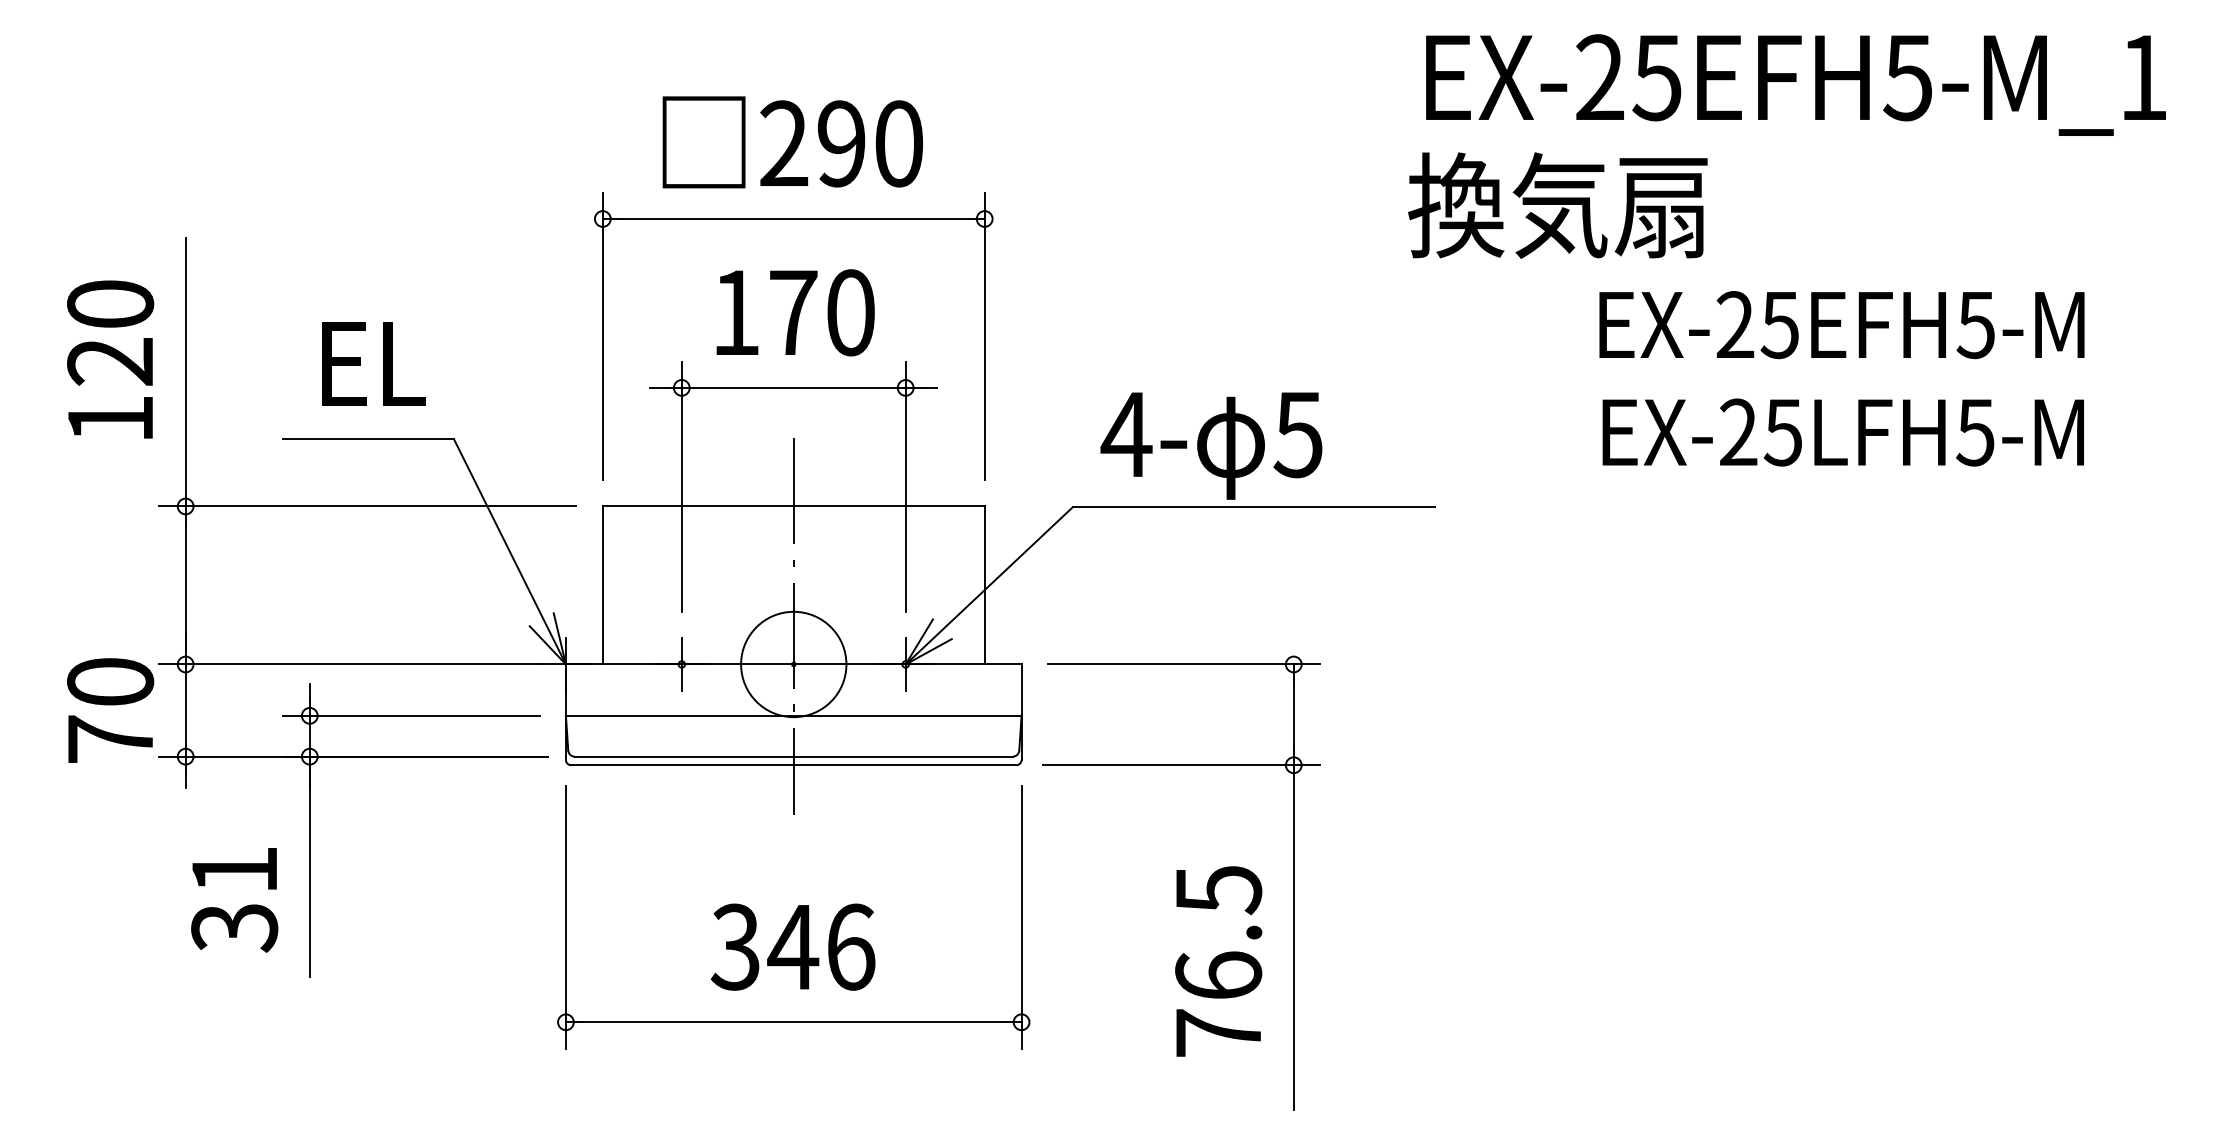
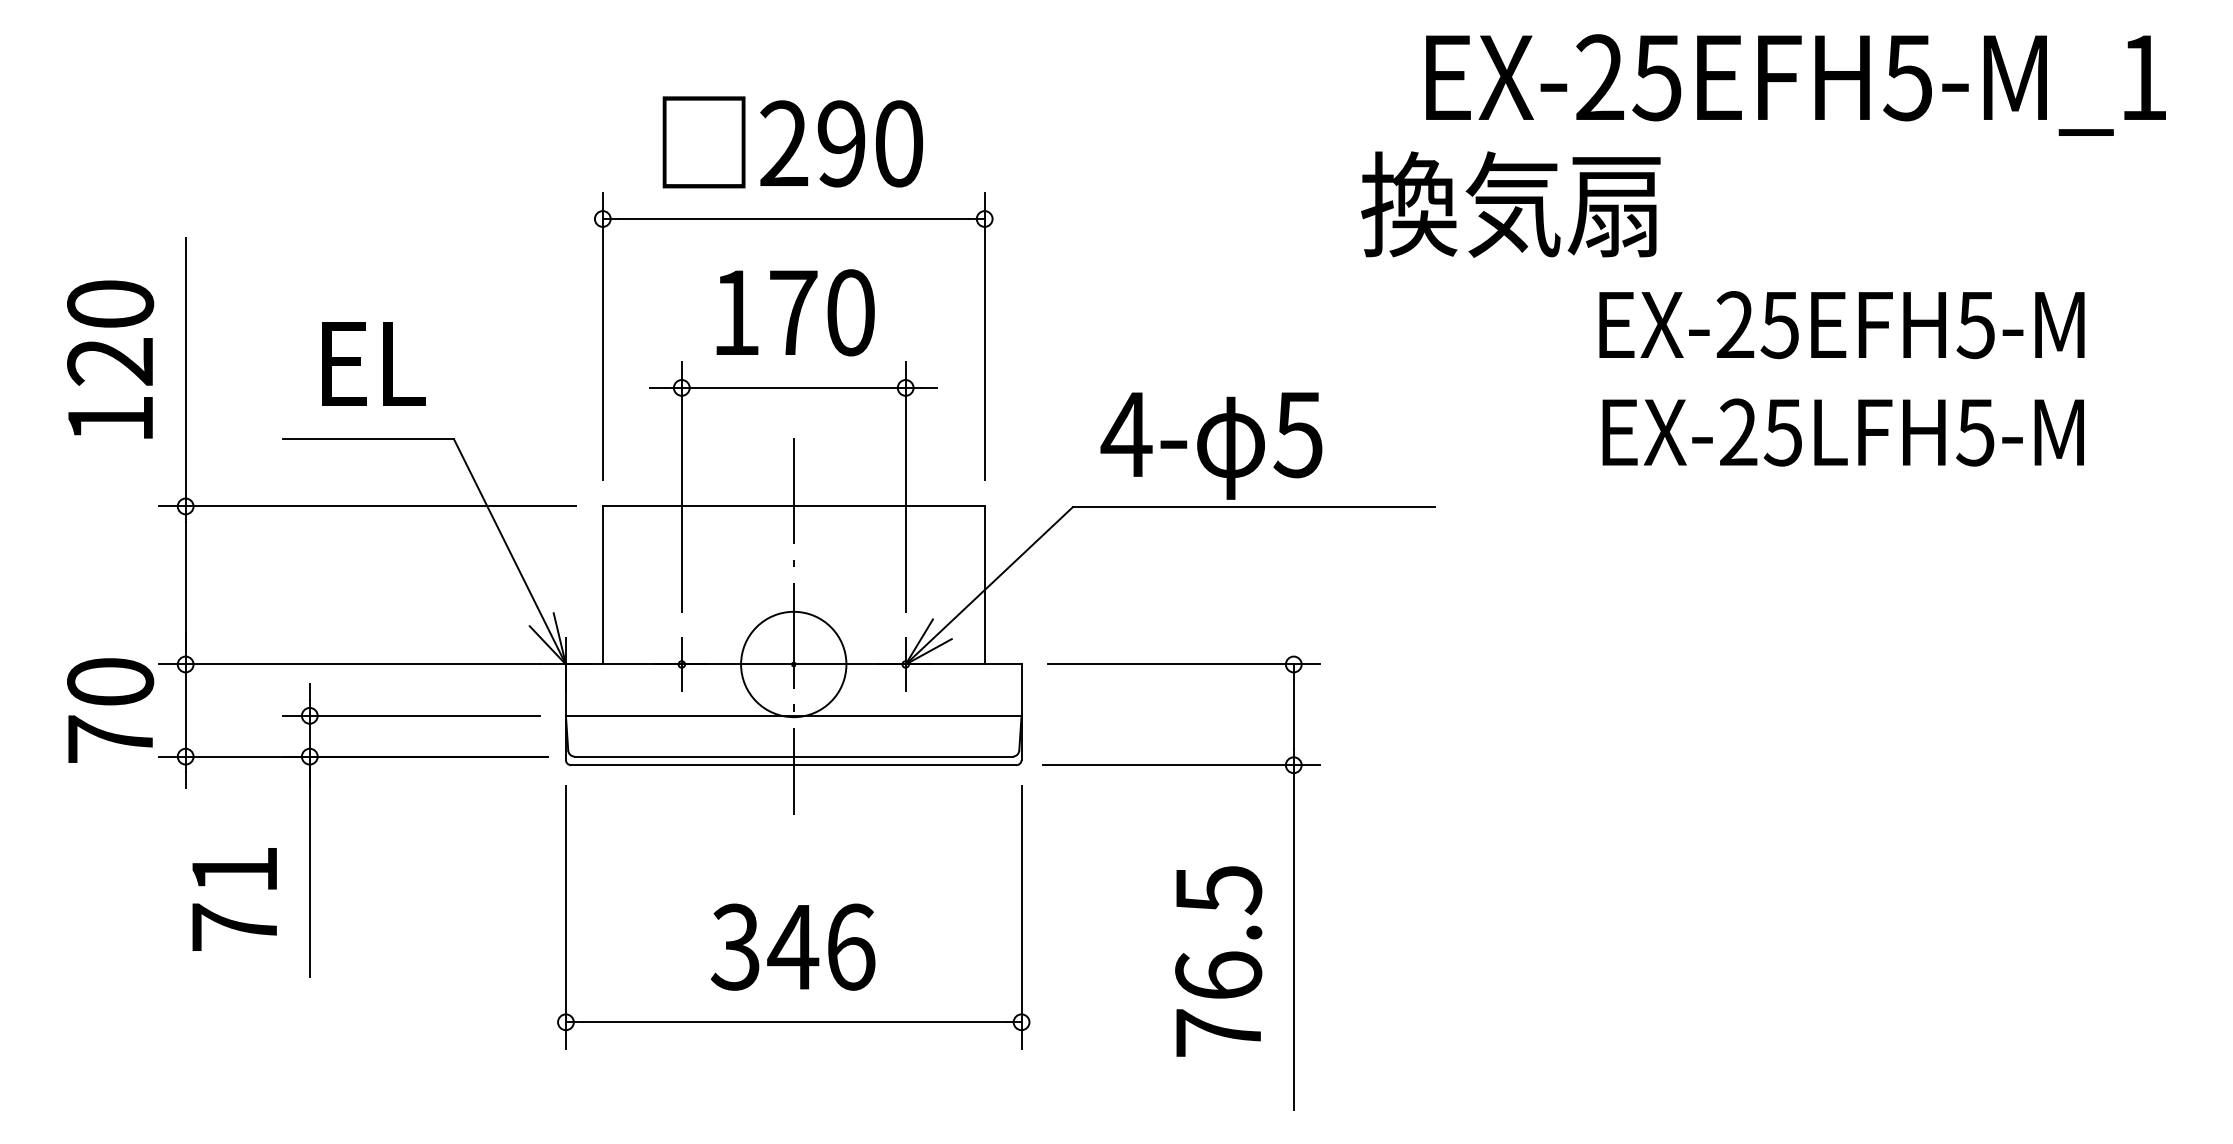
text position: (1557, 205) -> (1510, 204) (1510, 204)
text: 31 -> 71 (234, 927)
